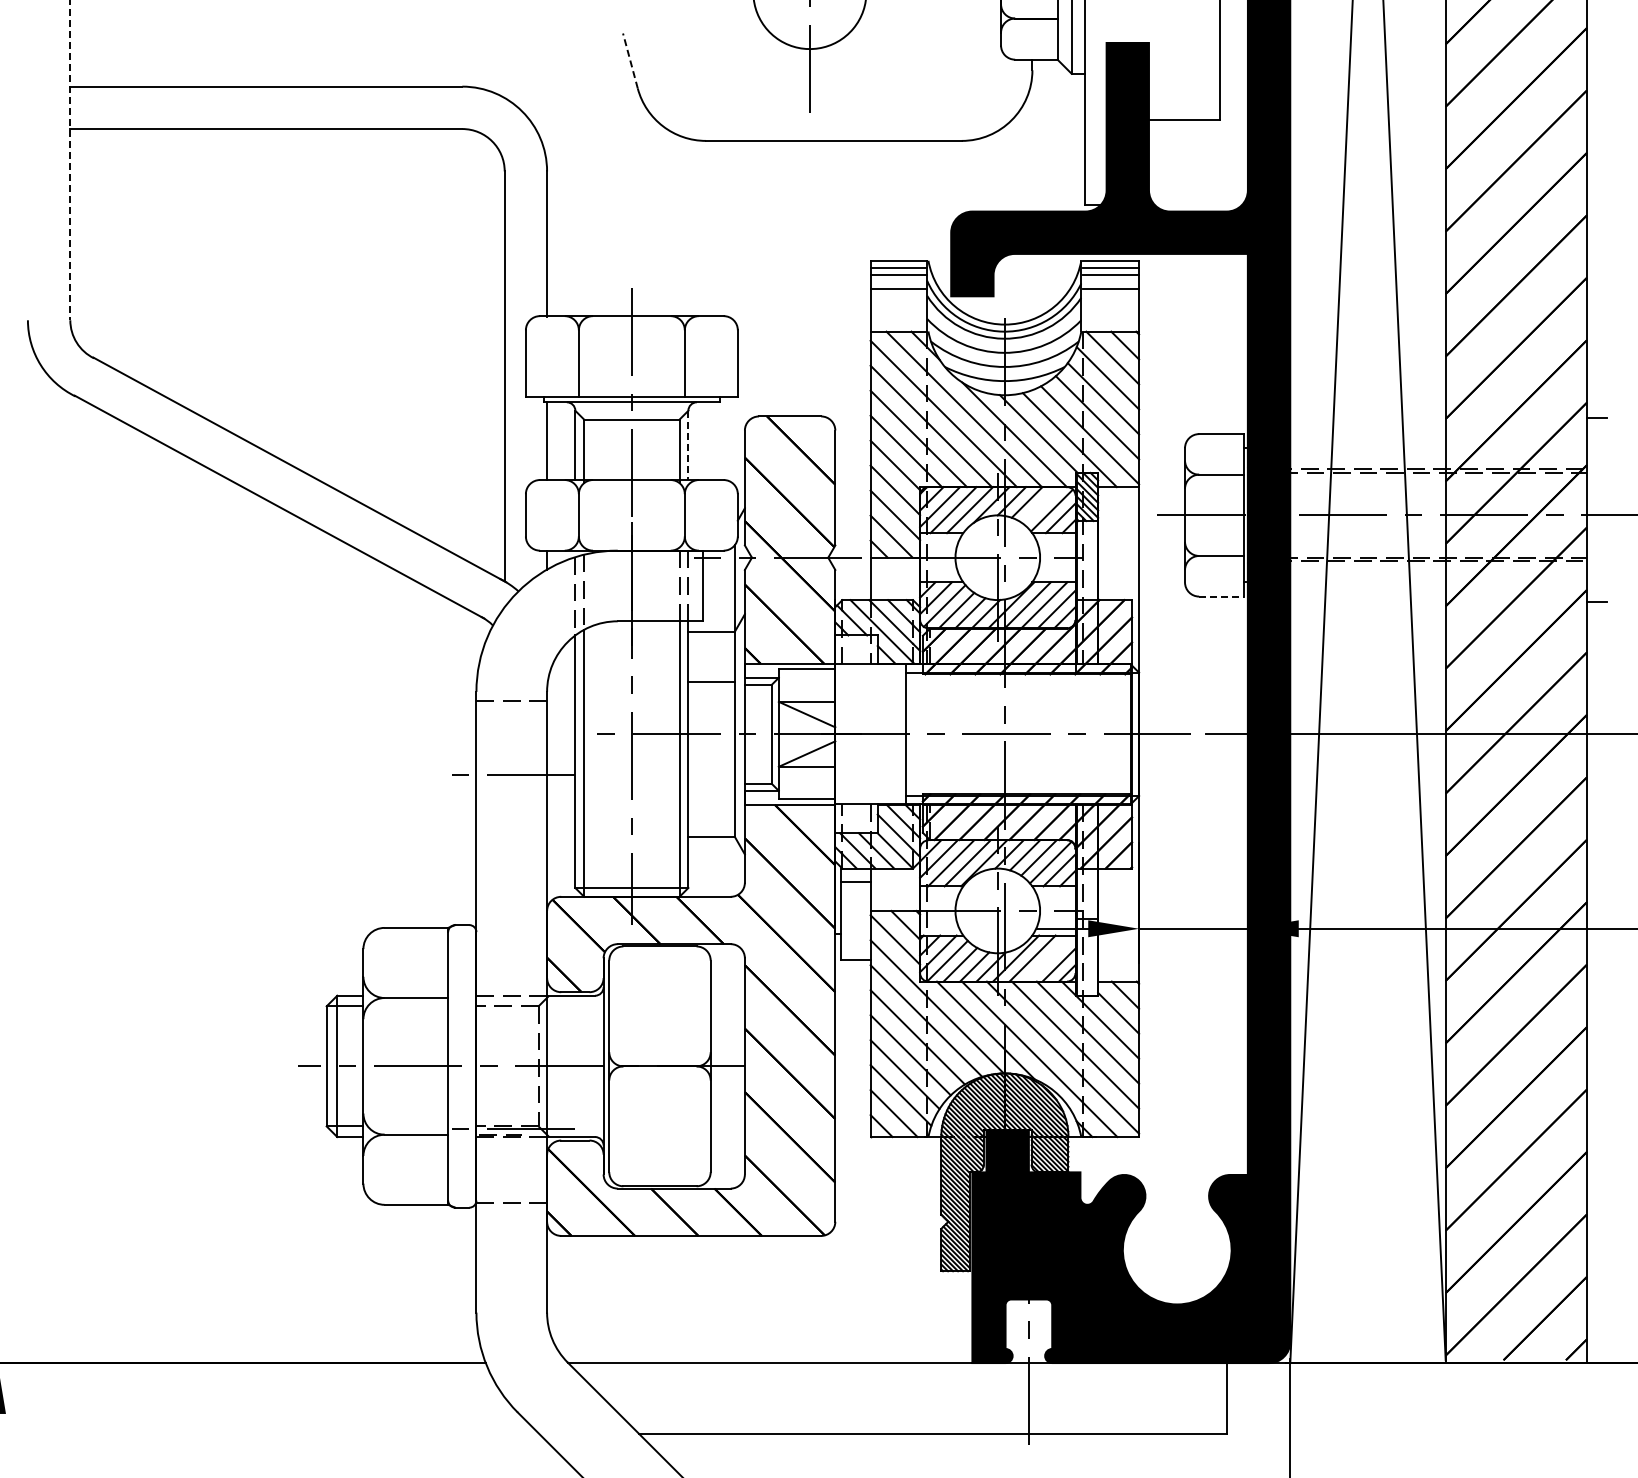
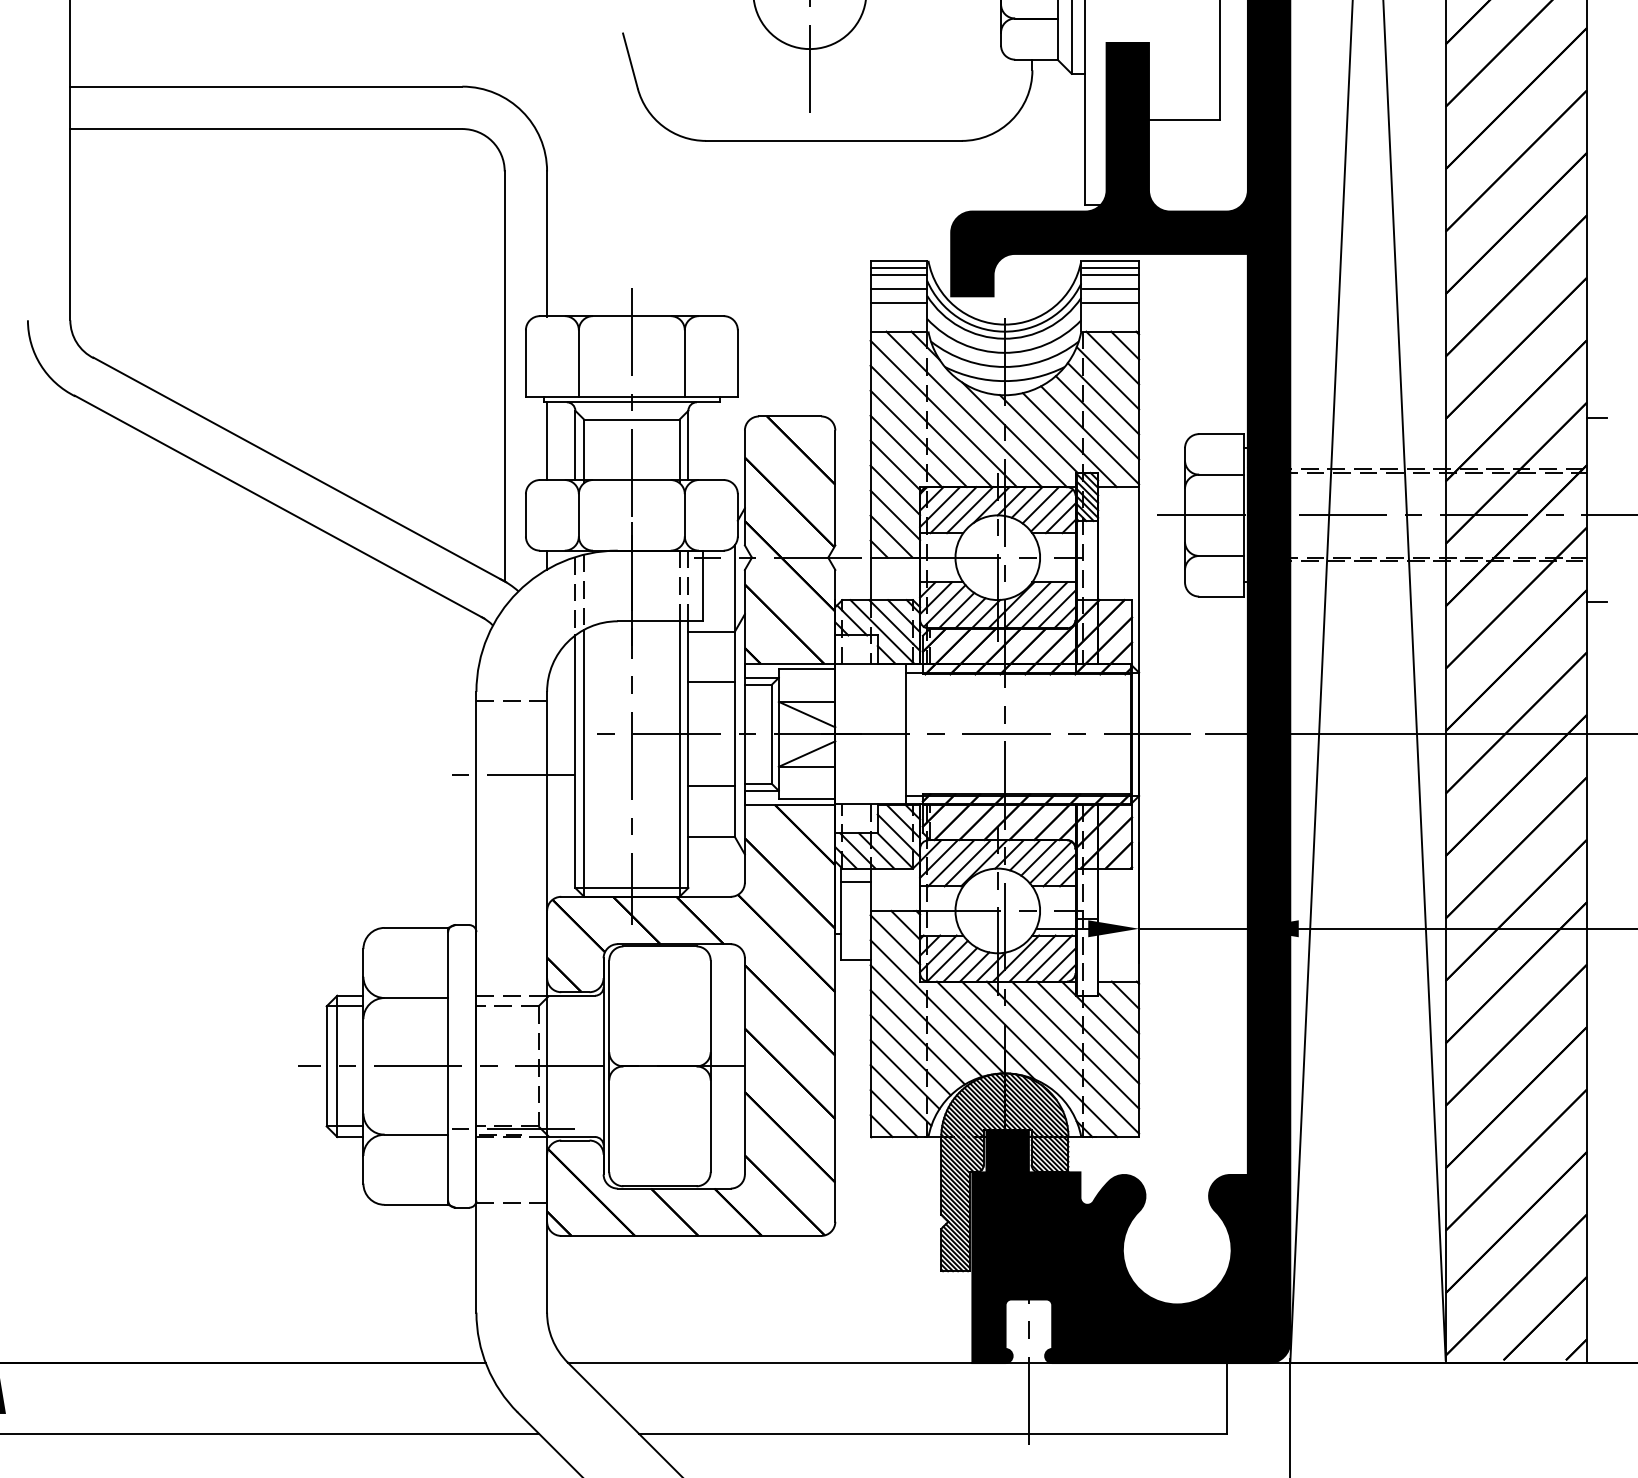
line: dashed -> solid (630, 60)
line: dashed -> solid (70, 160)
line: none -> present (898, 303)
line: none -> present (1110, 303)
line: dashed -> solid (688, 445)
line: none -> present (1040, 505)
line: dashed -> solid (1221, 596)
line: none -> present (711, 786)
line: none -> present (1049, 958)
line: none -> present (270, 1433)
